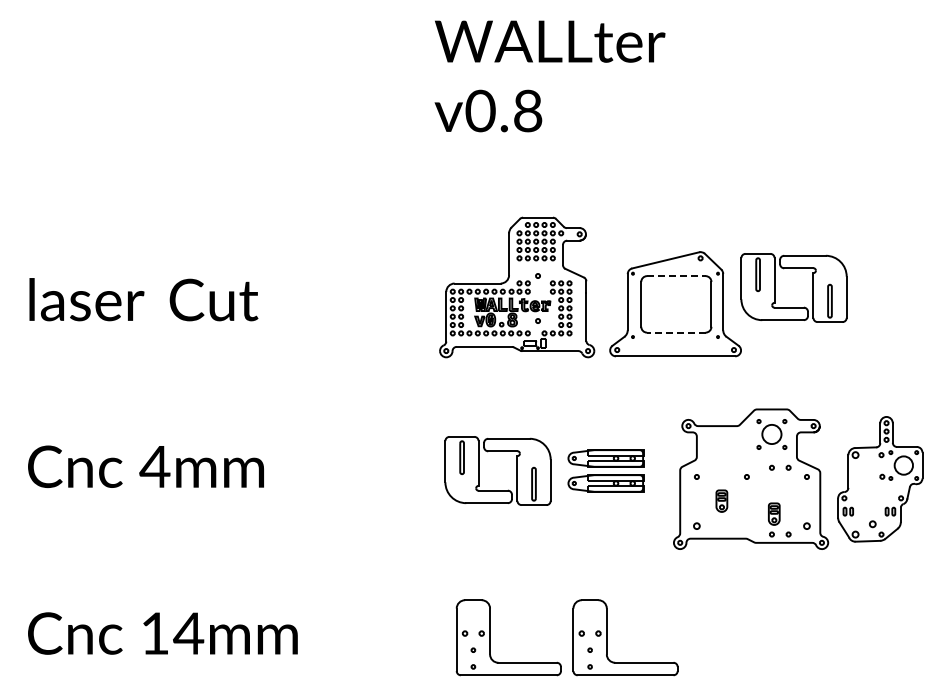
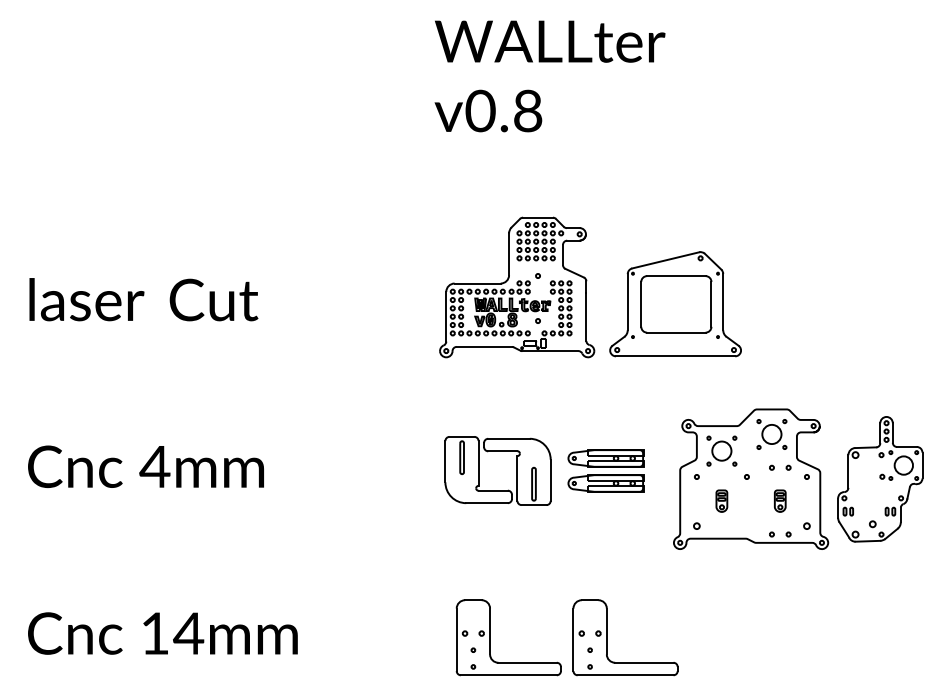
line: dashed -> solid (676, 276)
part: present -> none (775, 287)
line: dashed -> solid (675, 332)
part: none -> present (721, 450)
part position: (774, 513) -> (780, 500) (780, 500)
